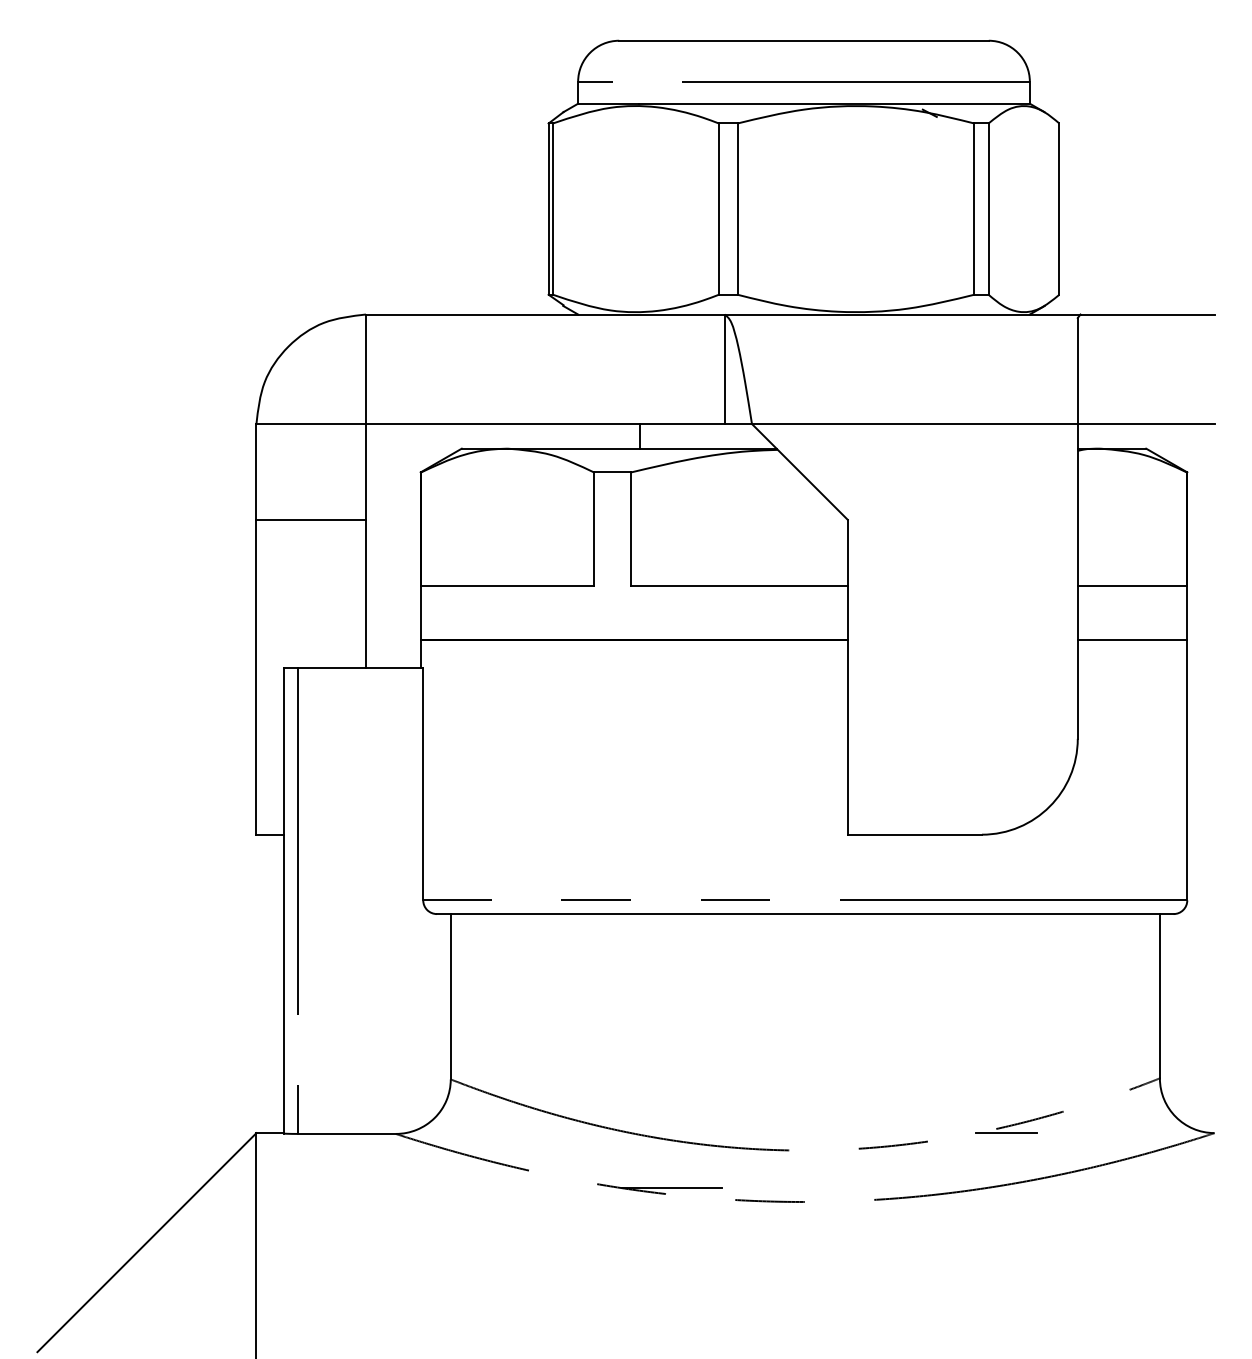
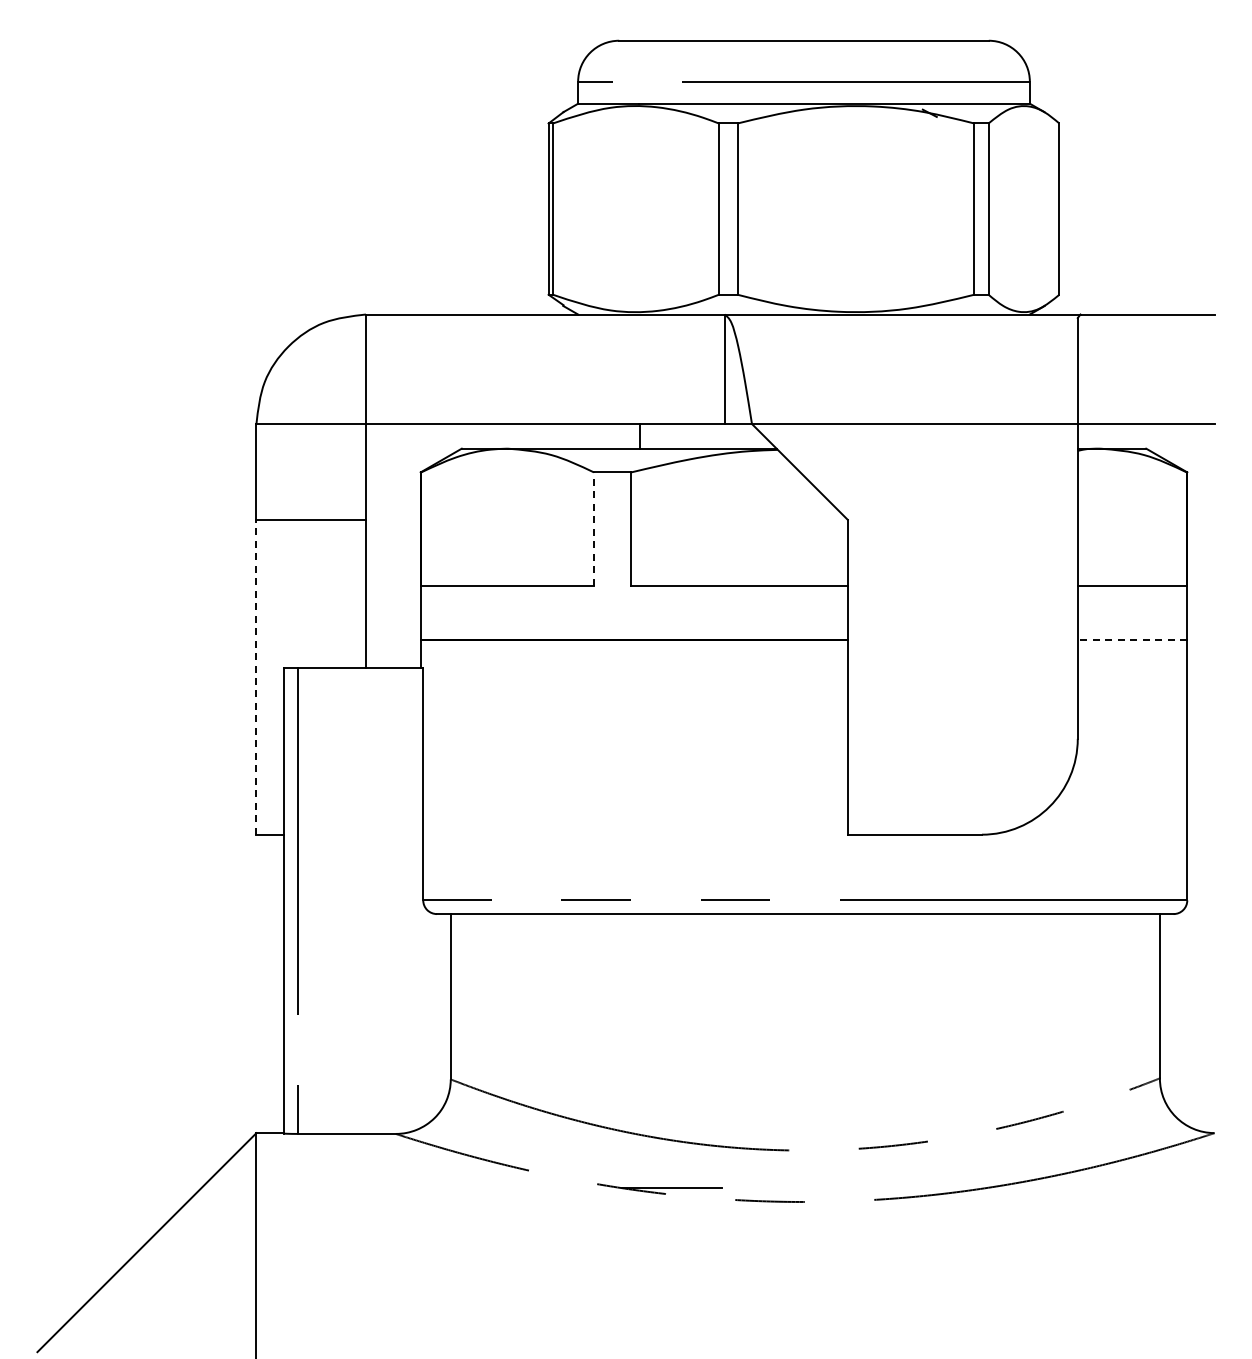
line: solid -> dashed (593, 528)
line: solid -> dashed (1132, 640)
line: solid -> dashed (256, 676)
line: present -> none (1006, 1133)
